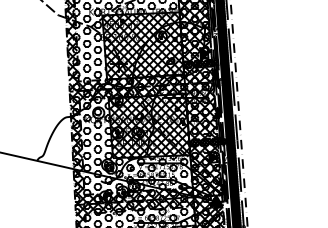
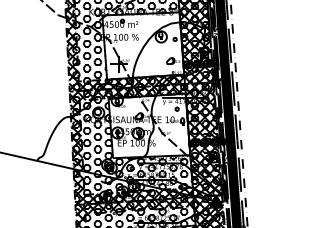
hatch: present -> none (143, 45)
hatch: present -> none (149, 125)
